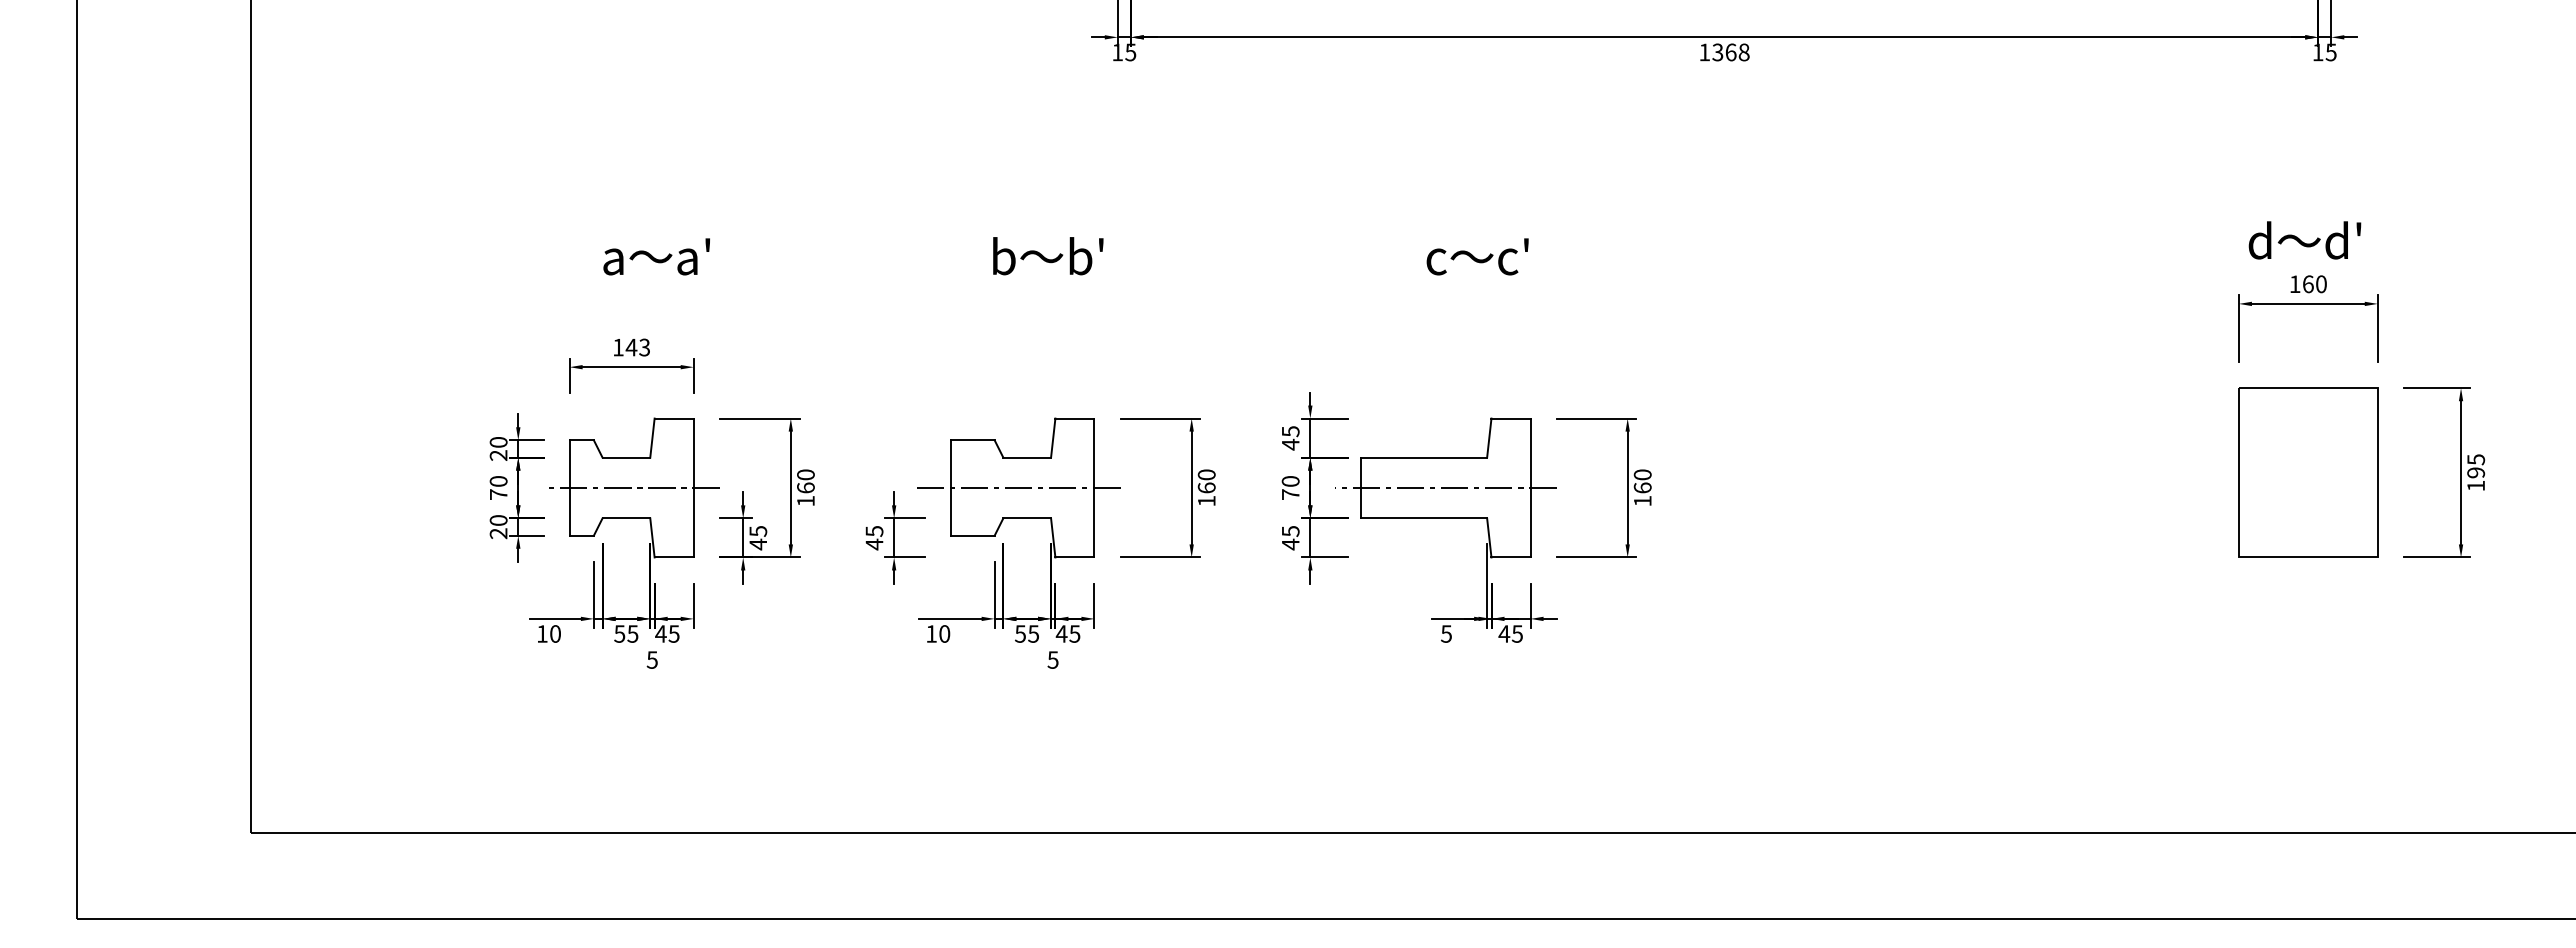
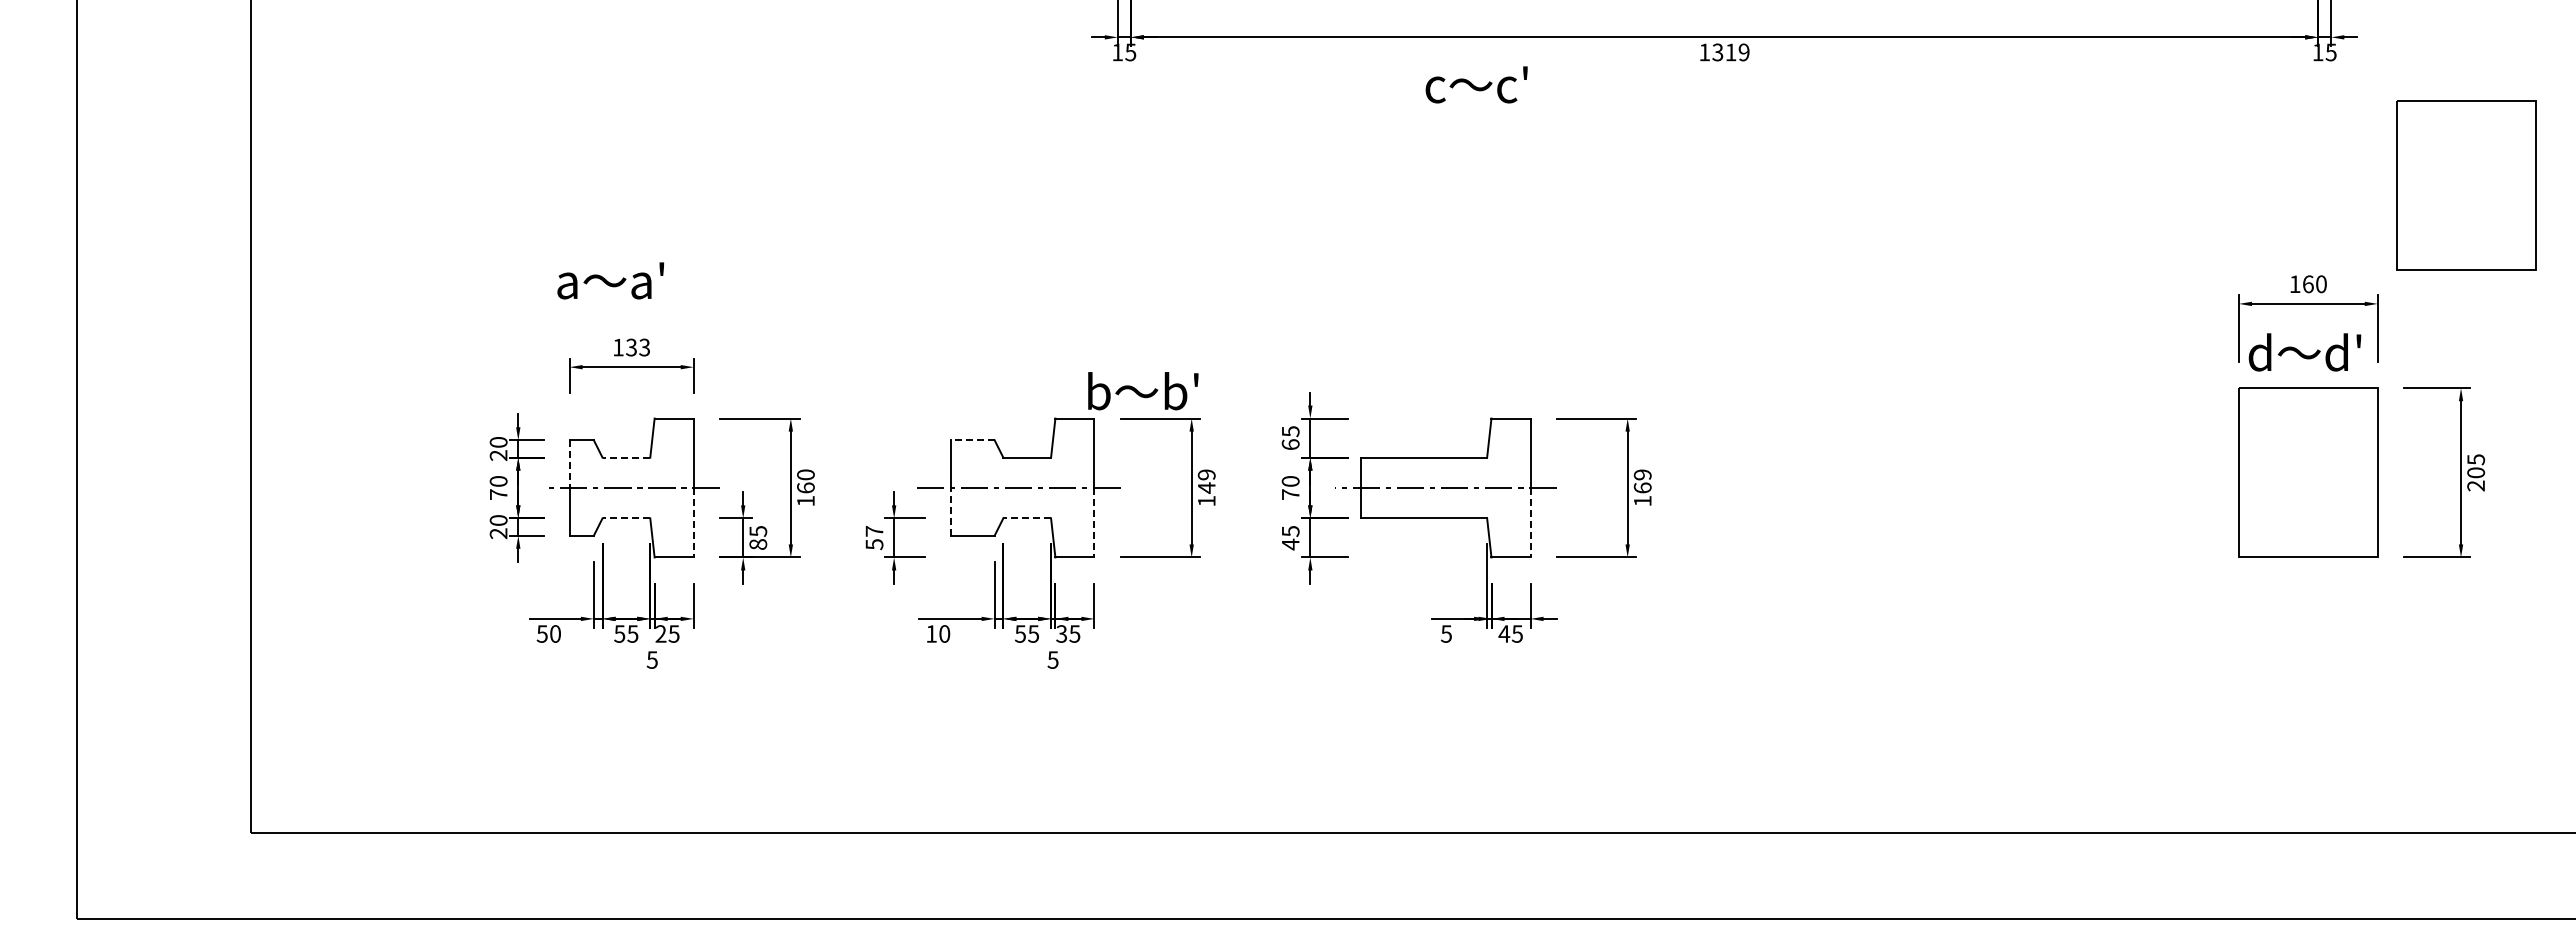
text: 1368 -> 1319 (1737, 52)
part: none -> present (2466, 185)
text position: (2304, 240) -> (2304, 352) (2304, 352)
text position: (656, 256) -> (610, 280) (610, 280)
text position: (1048, 256) -> (1143, 391) (1143, 391)
text position: (1477, 256) -> (1476, 84) (1476, 84)
text: 143 -> 133 (631, 347)
line: solid -> dashed (972, 440)
text: 45 -> 65 (1290, 444)
line: solid -> dashed (626, 457)
line: solid -> dashed (569, 464)
text: 160 -> 169 (1642, 474)
text: 195 -> 205 (2476, 479)
text: 160 -> 149 (1206, 481)
line: solid -> dashed (951, 511)
line: solid -> dashed (626, 518)
line: solid -> dashed (1027, 518)
line: solid -> dashed (693, 522)
line: solid -> dashed (1094, 522)
line: solid -> dashed (1530, 522)
text: 45 -> 57 (874, 537)
text: 45 -> 85 (758, 544)
text: 10 -> 50 (541, 633)
text: 45 -> 25 (660, 633)
text: 45 -> 35 (1061, 633)
